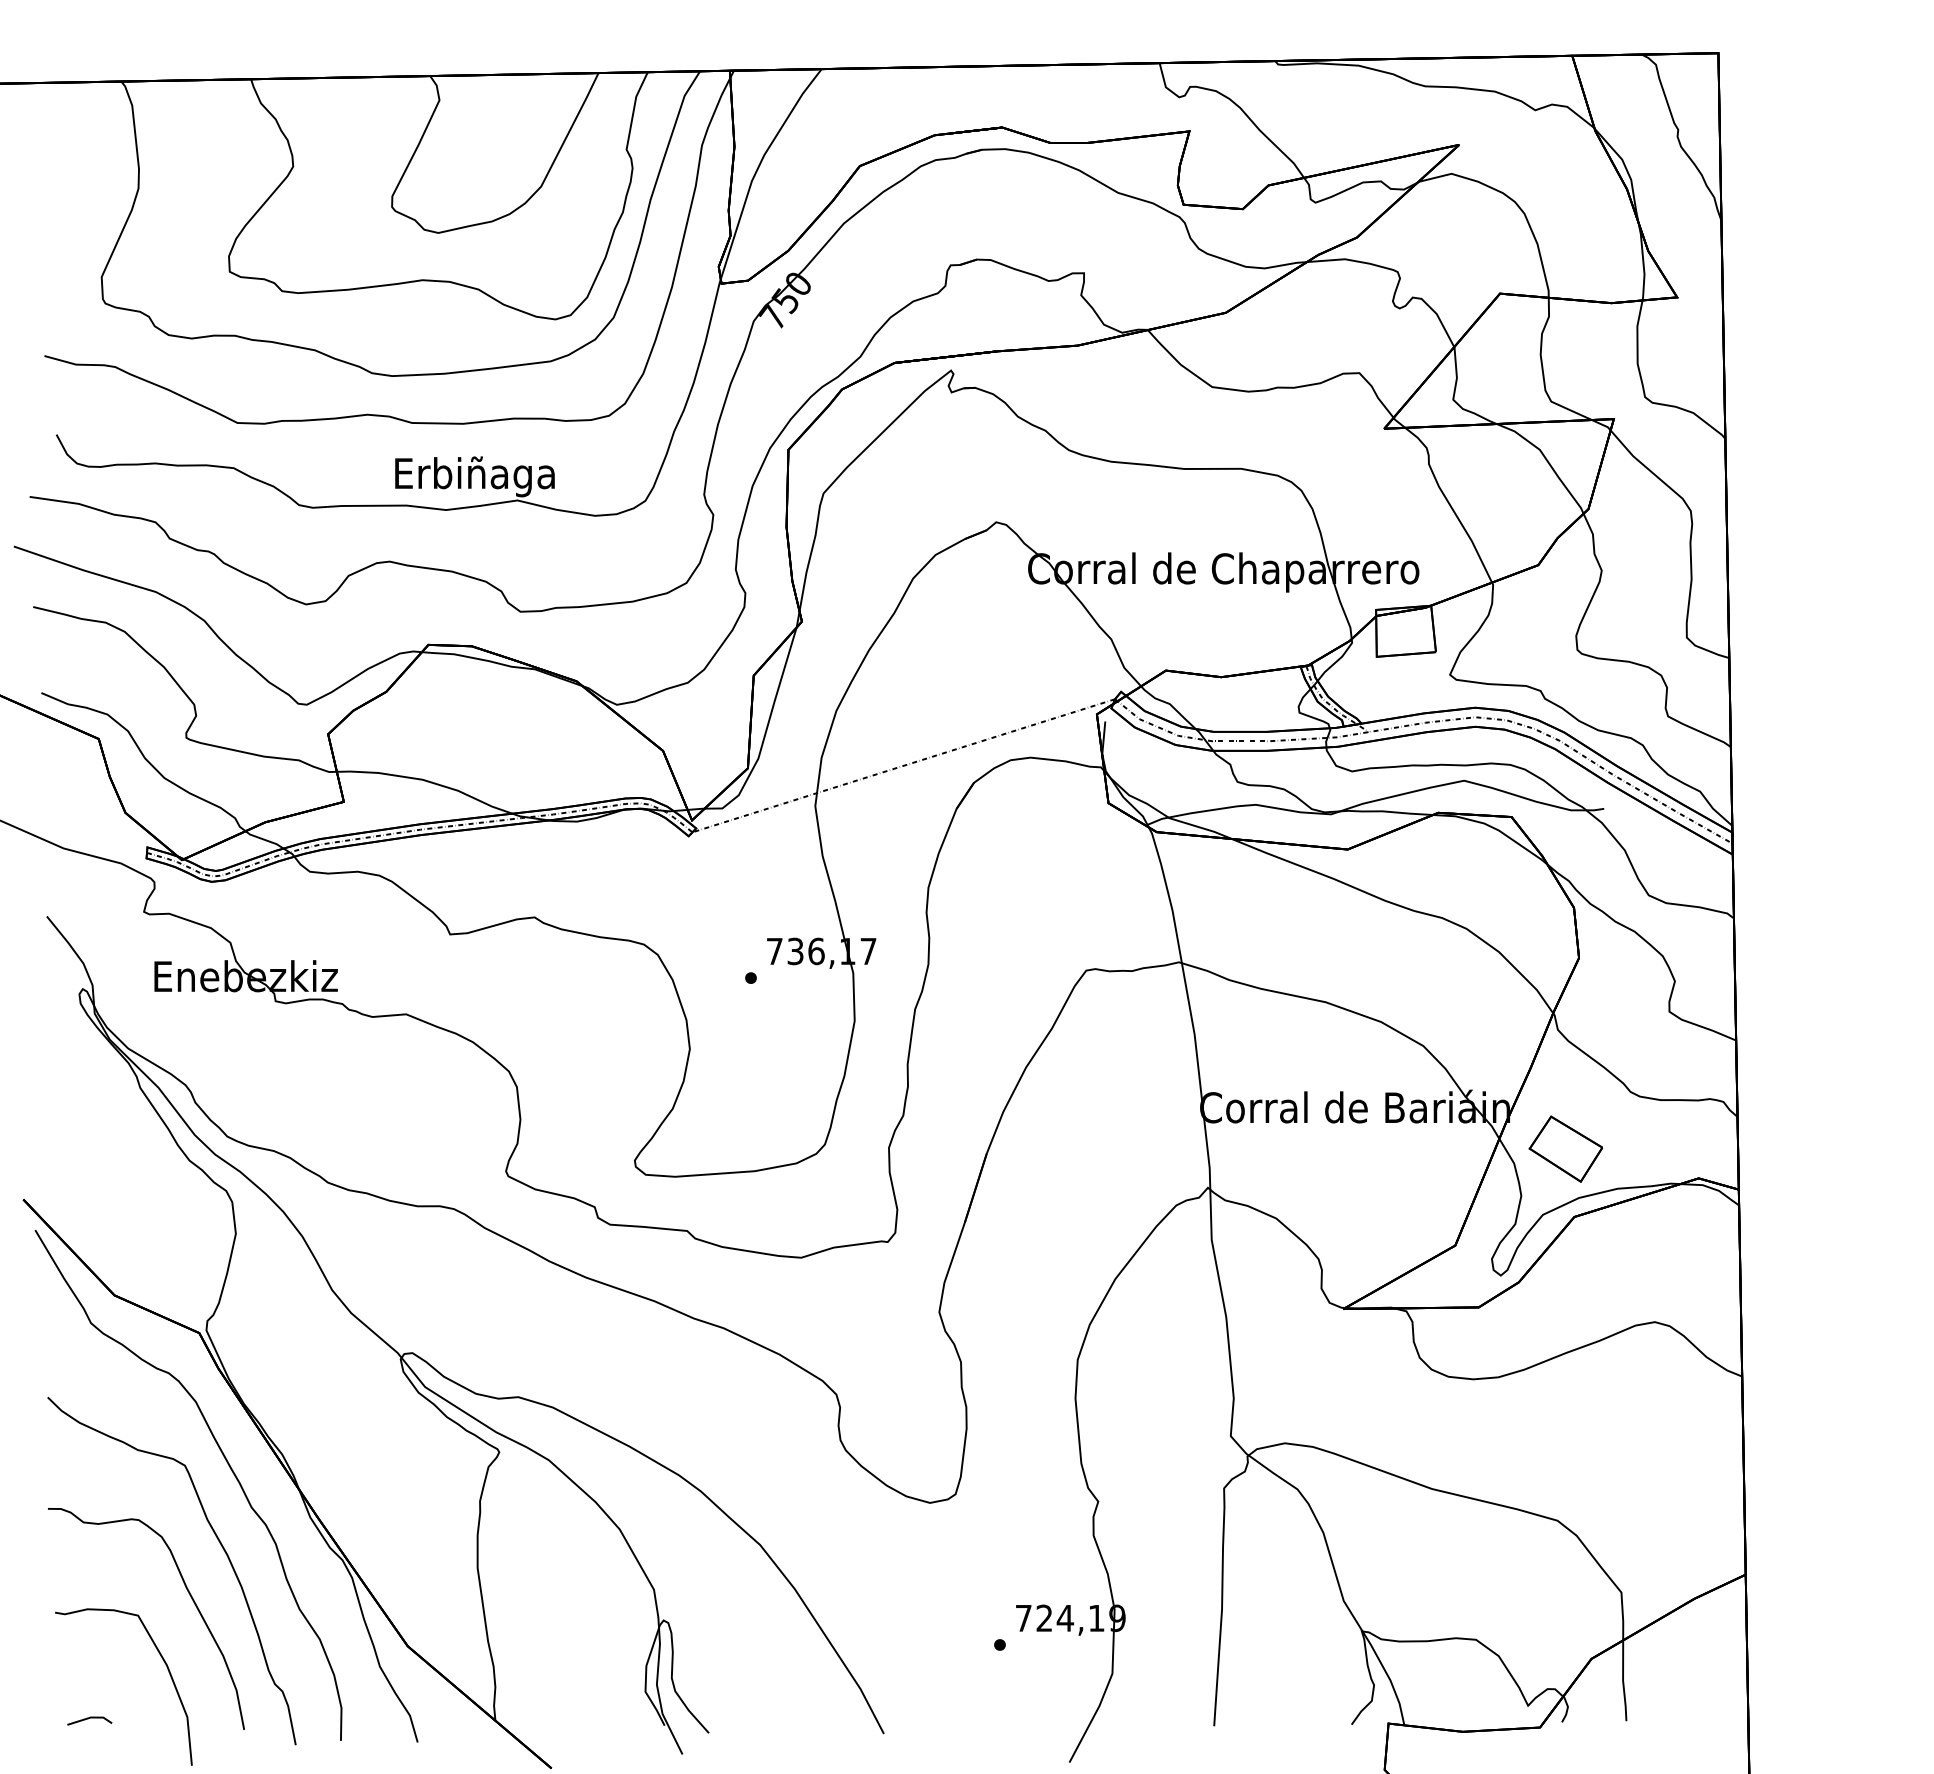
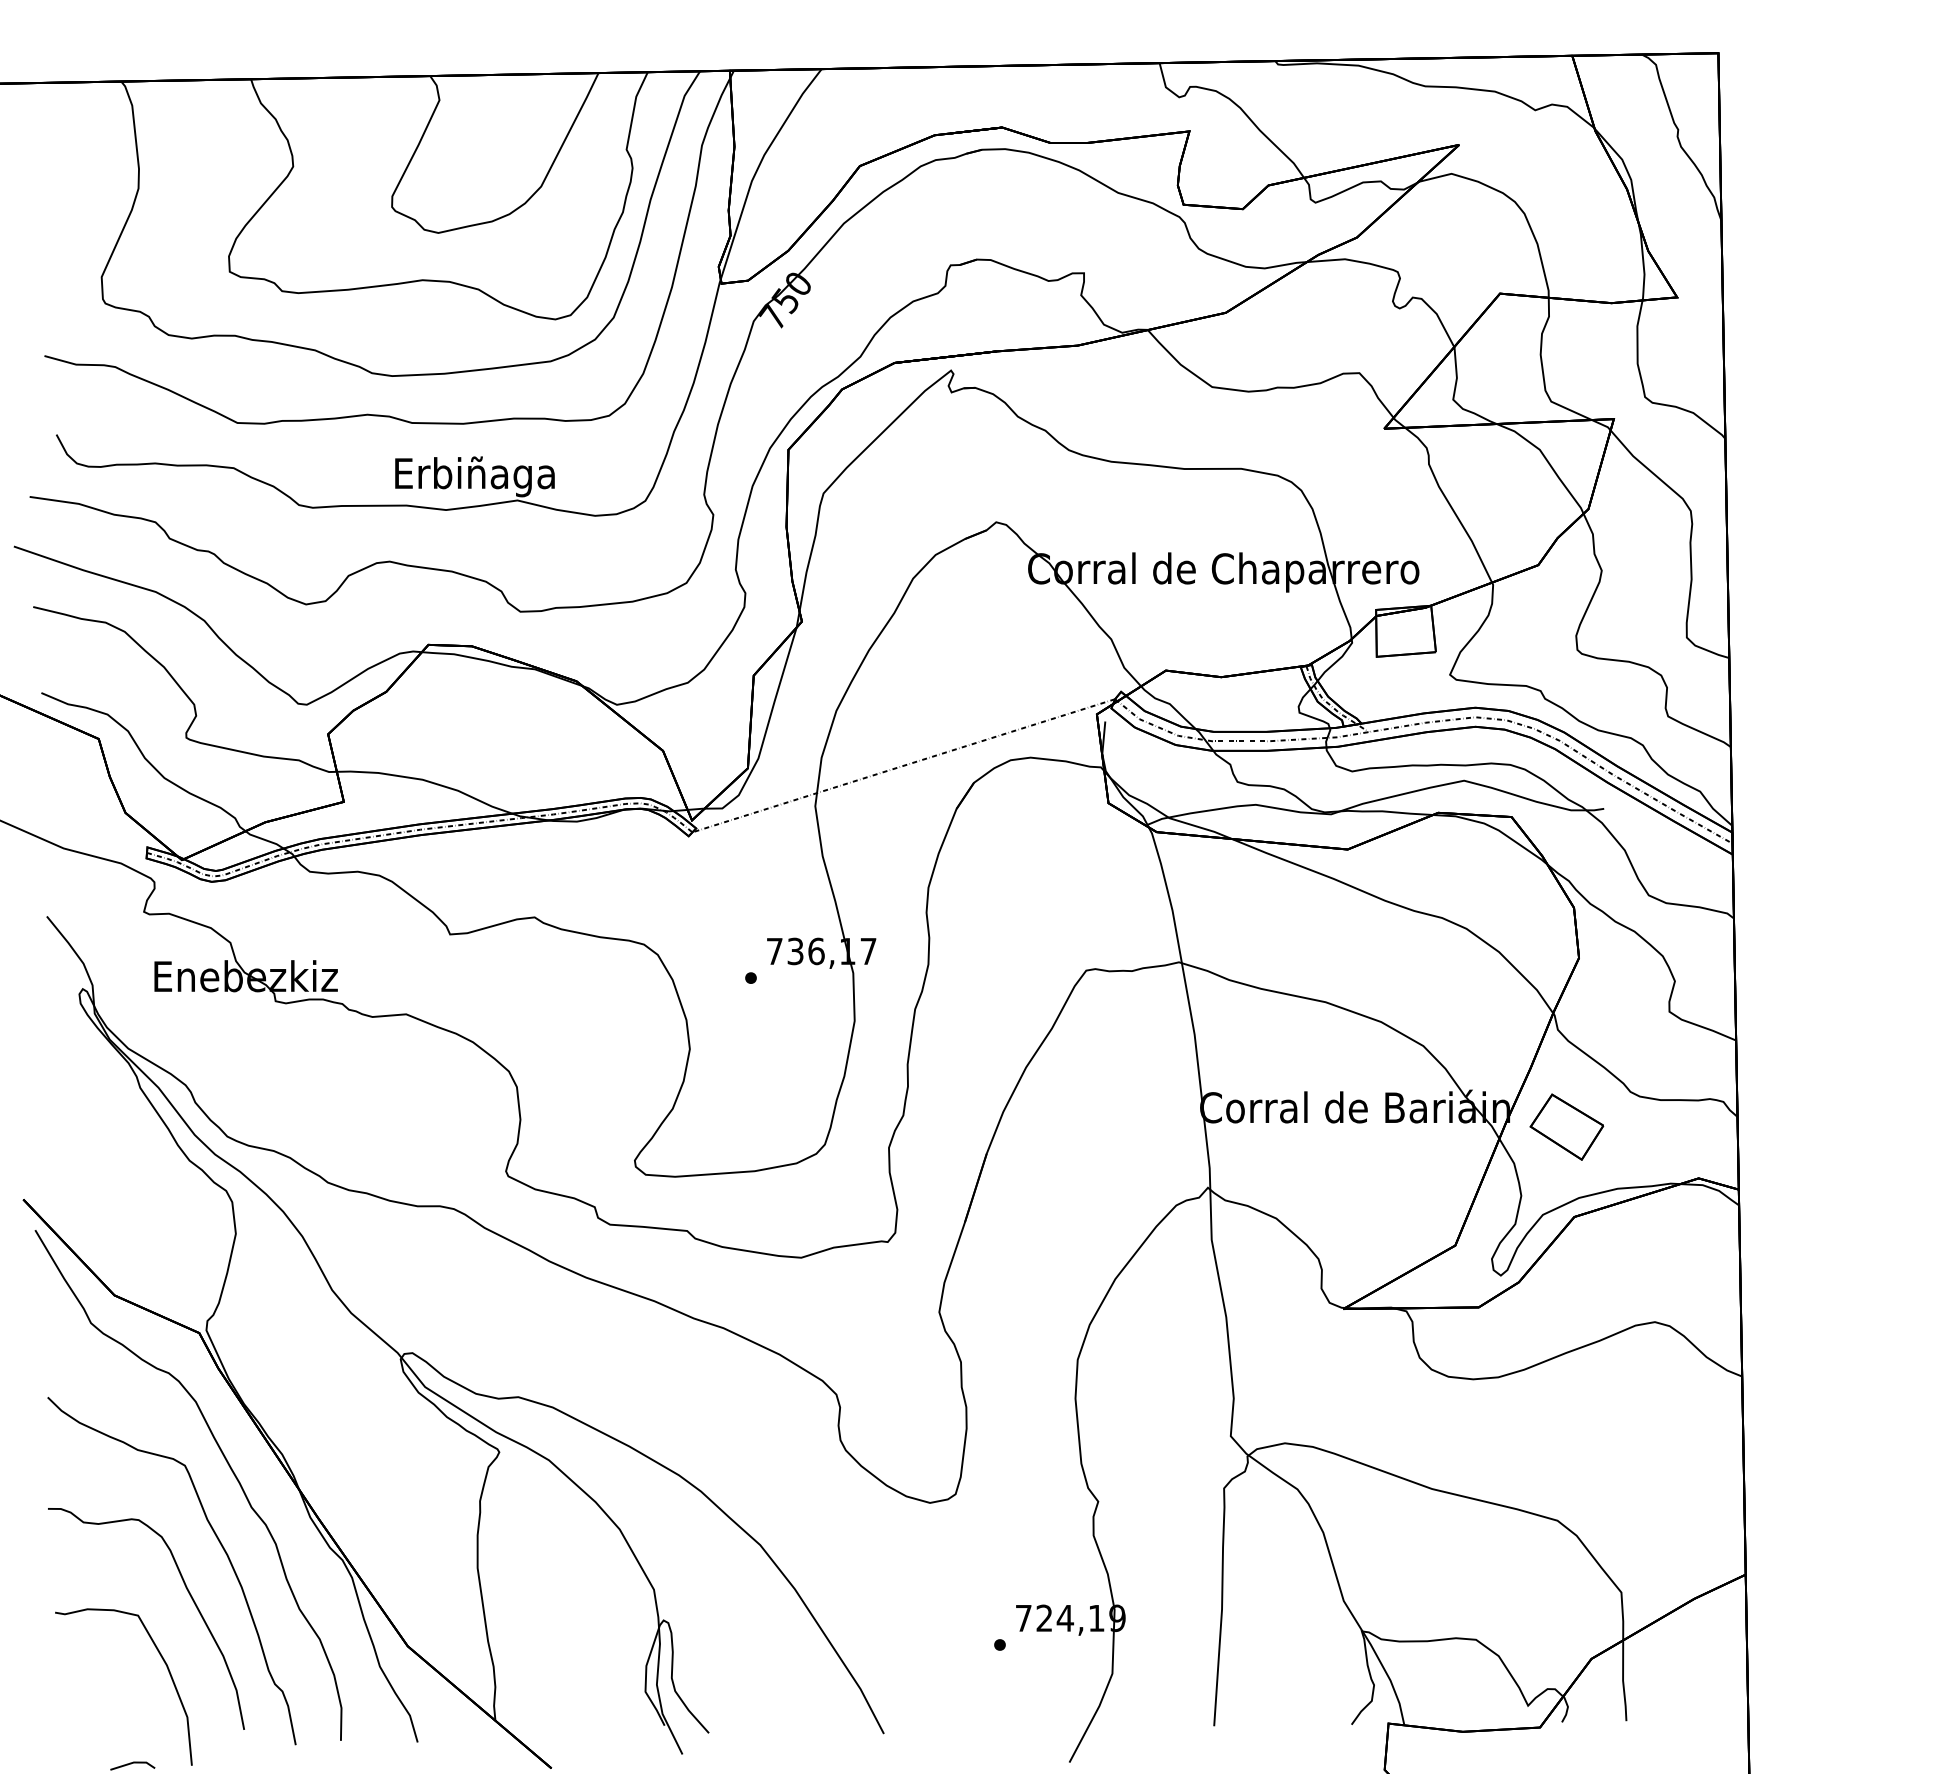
part position: (1565, 1148) -> (1566, 1126) (1566, 1126)
line position: (88, 1719) -> (131, 1764) (131, 1764)
